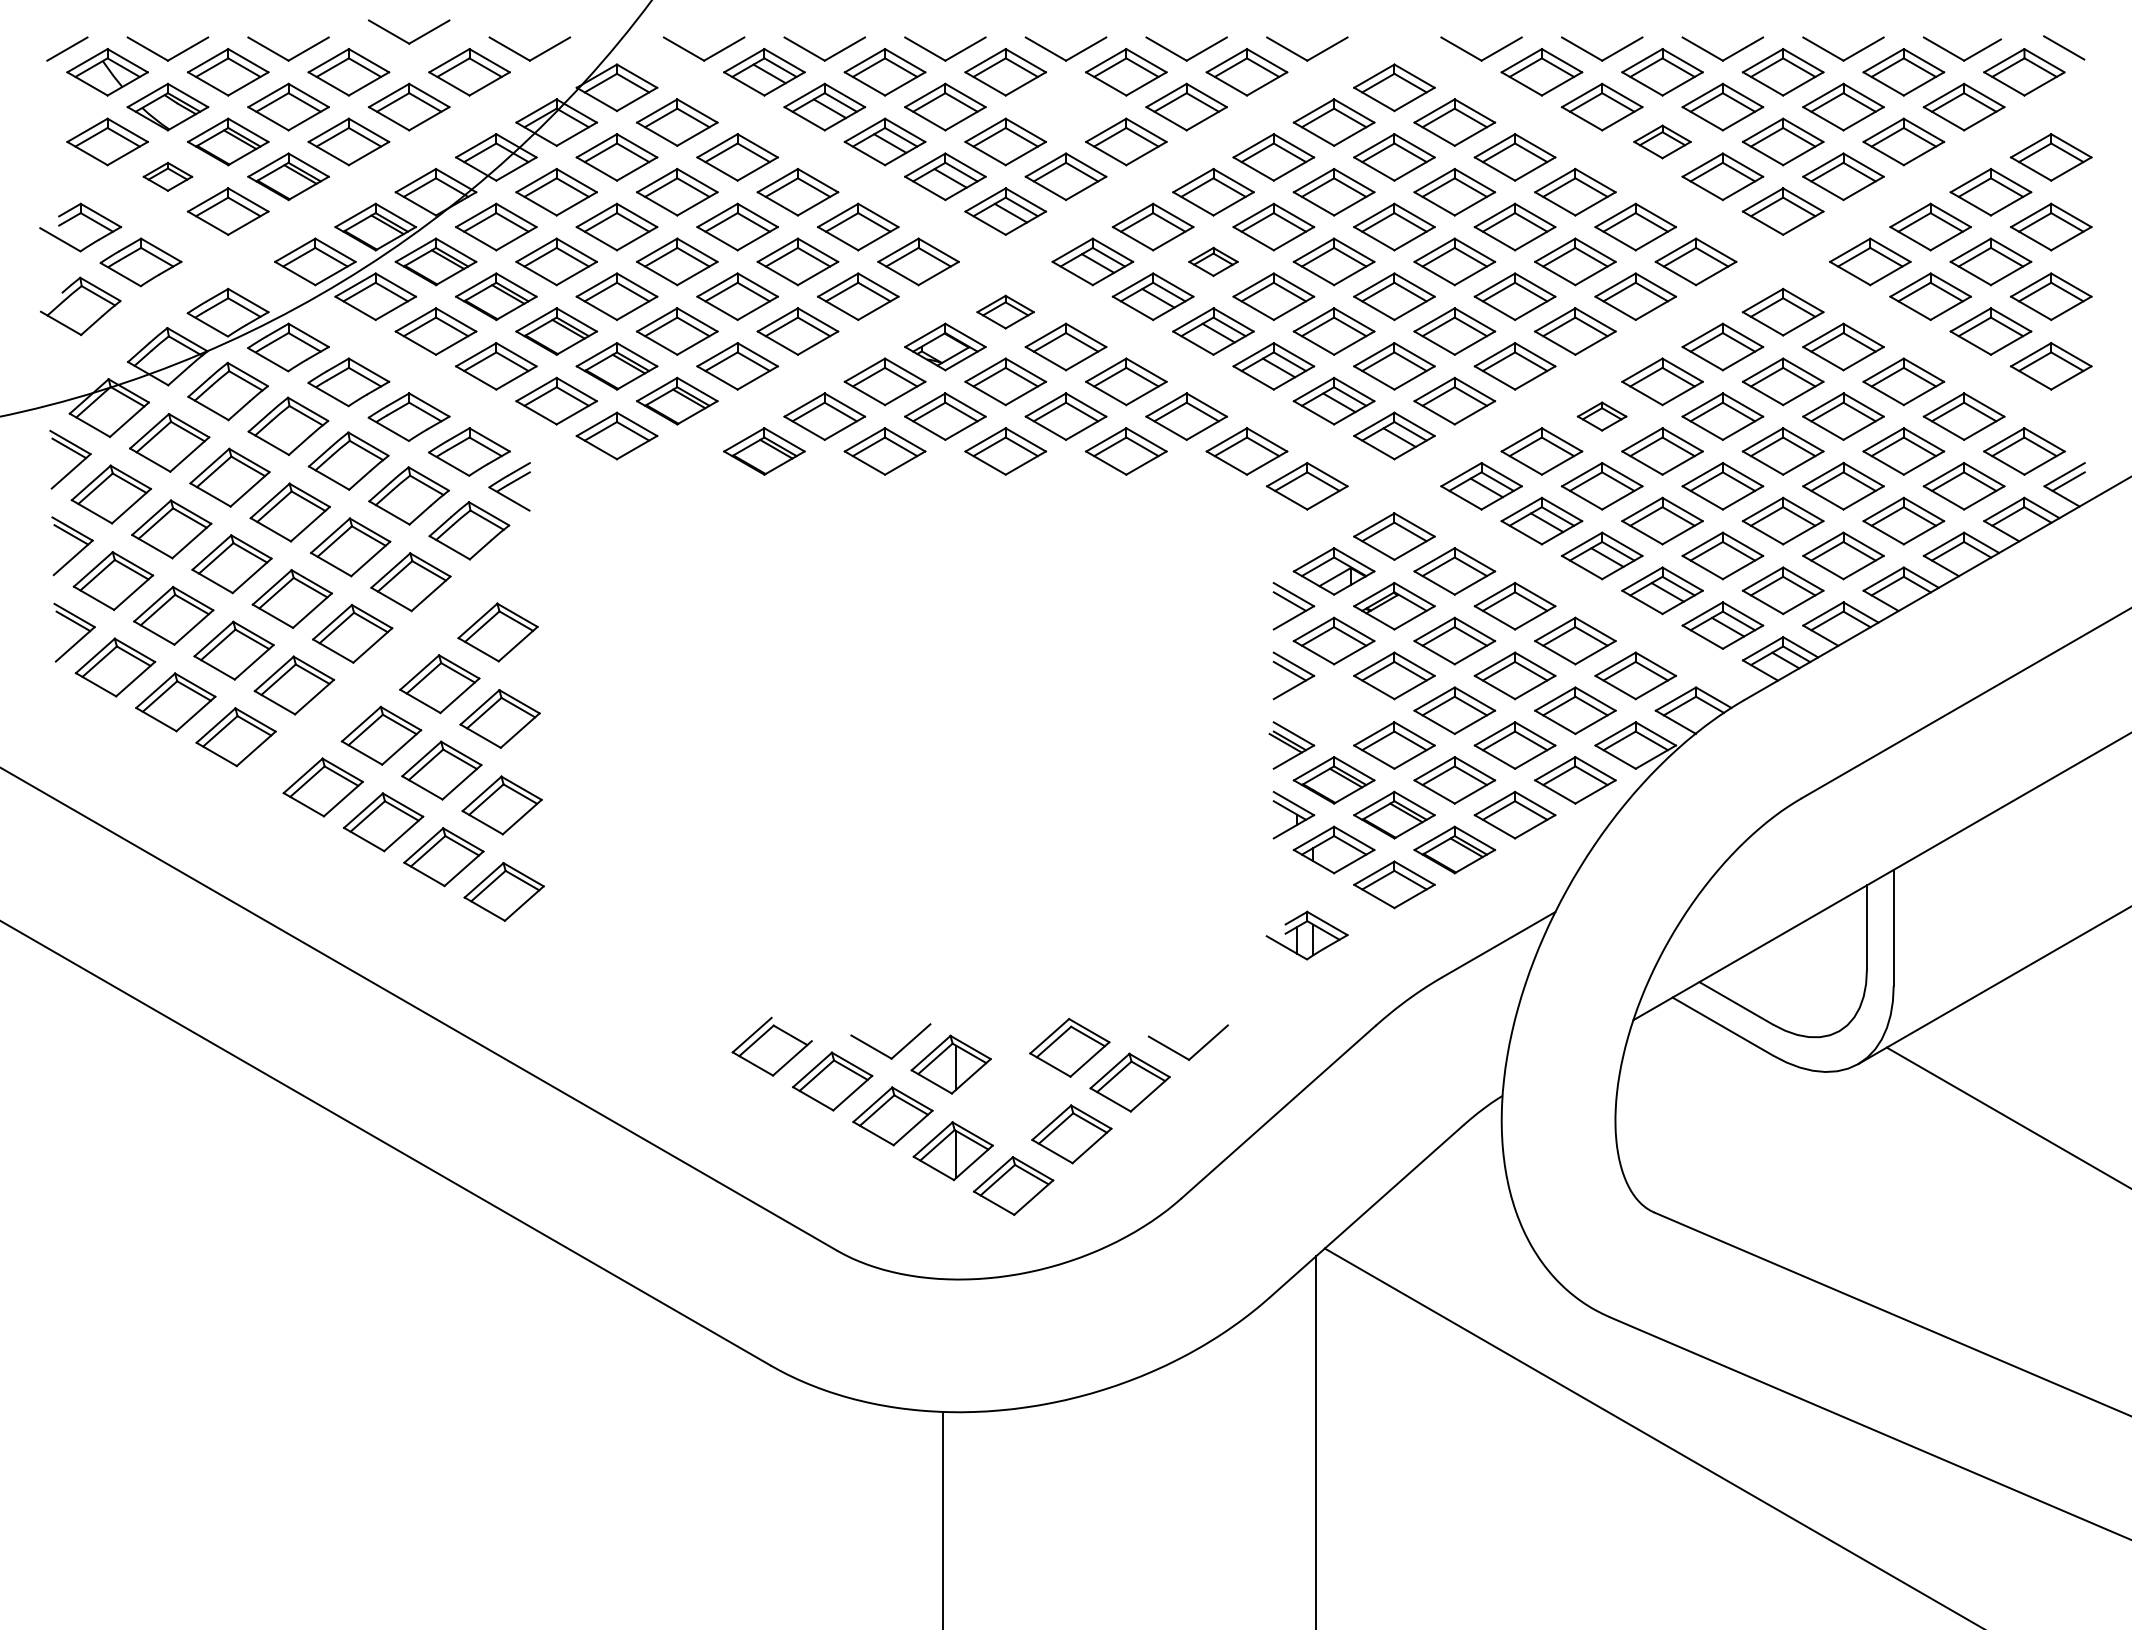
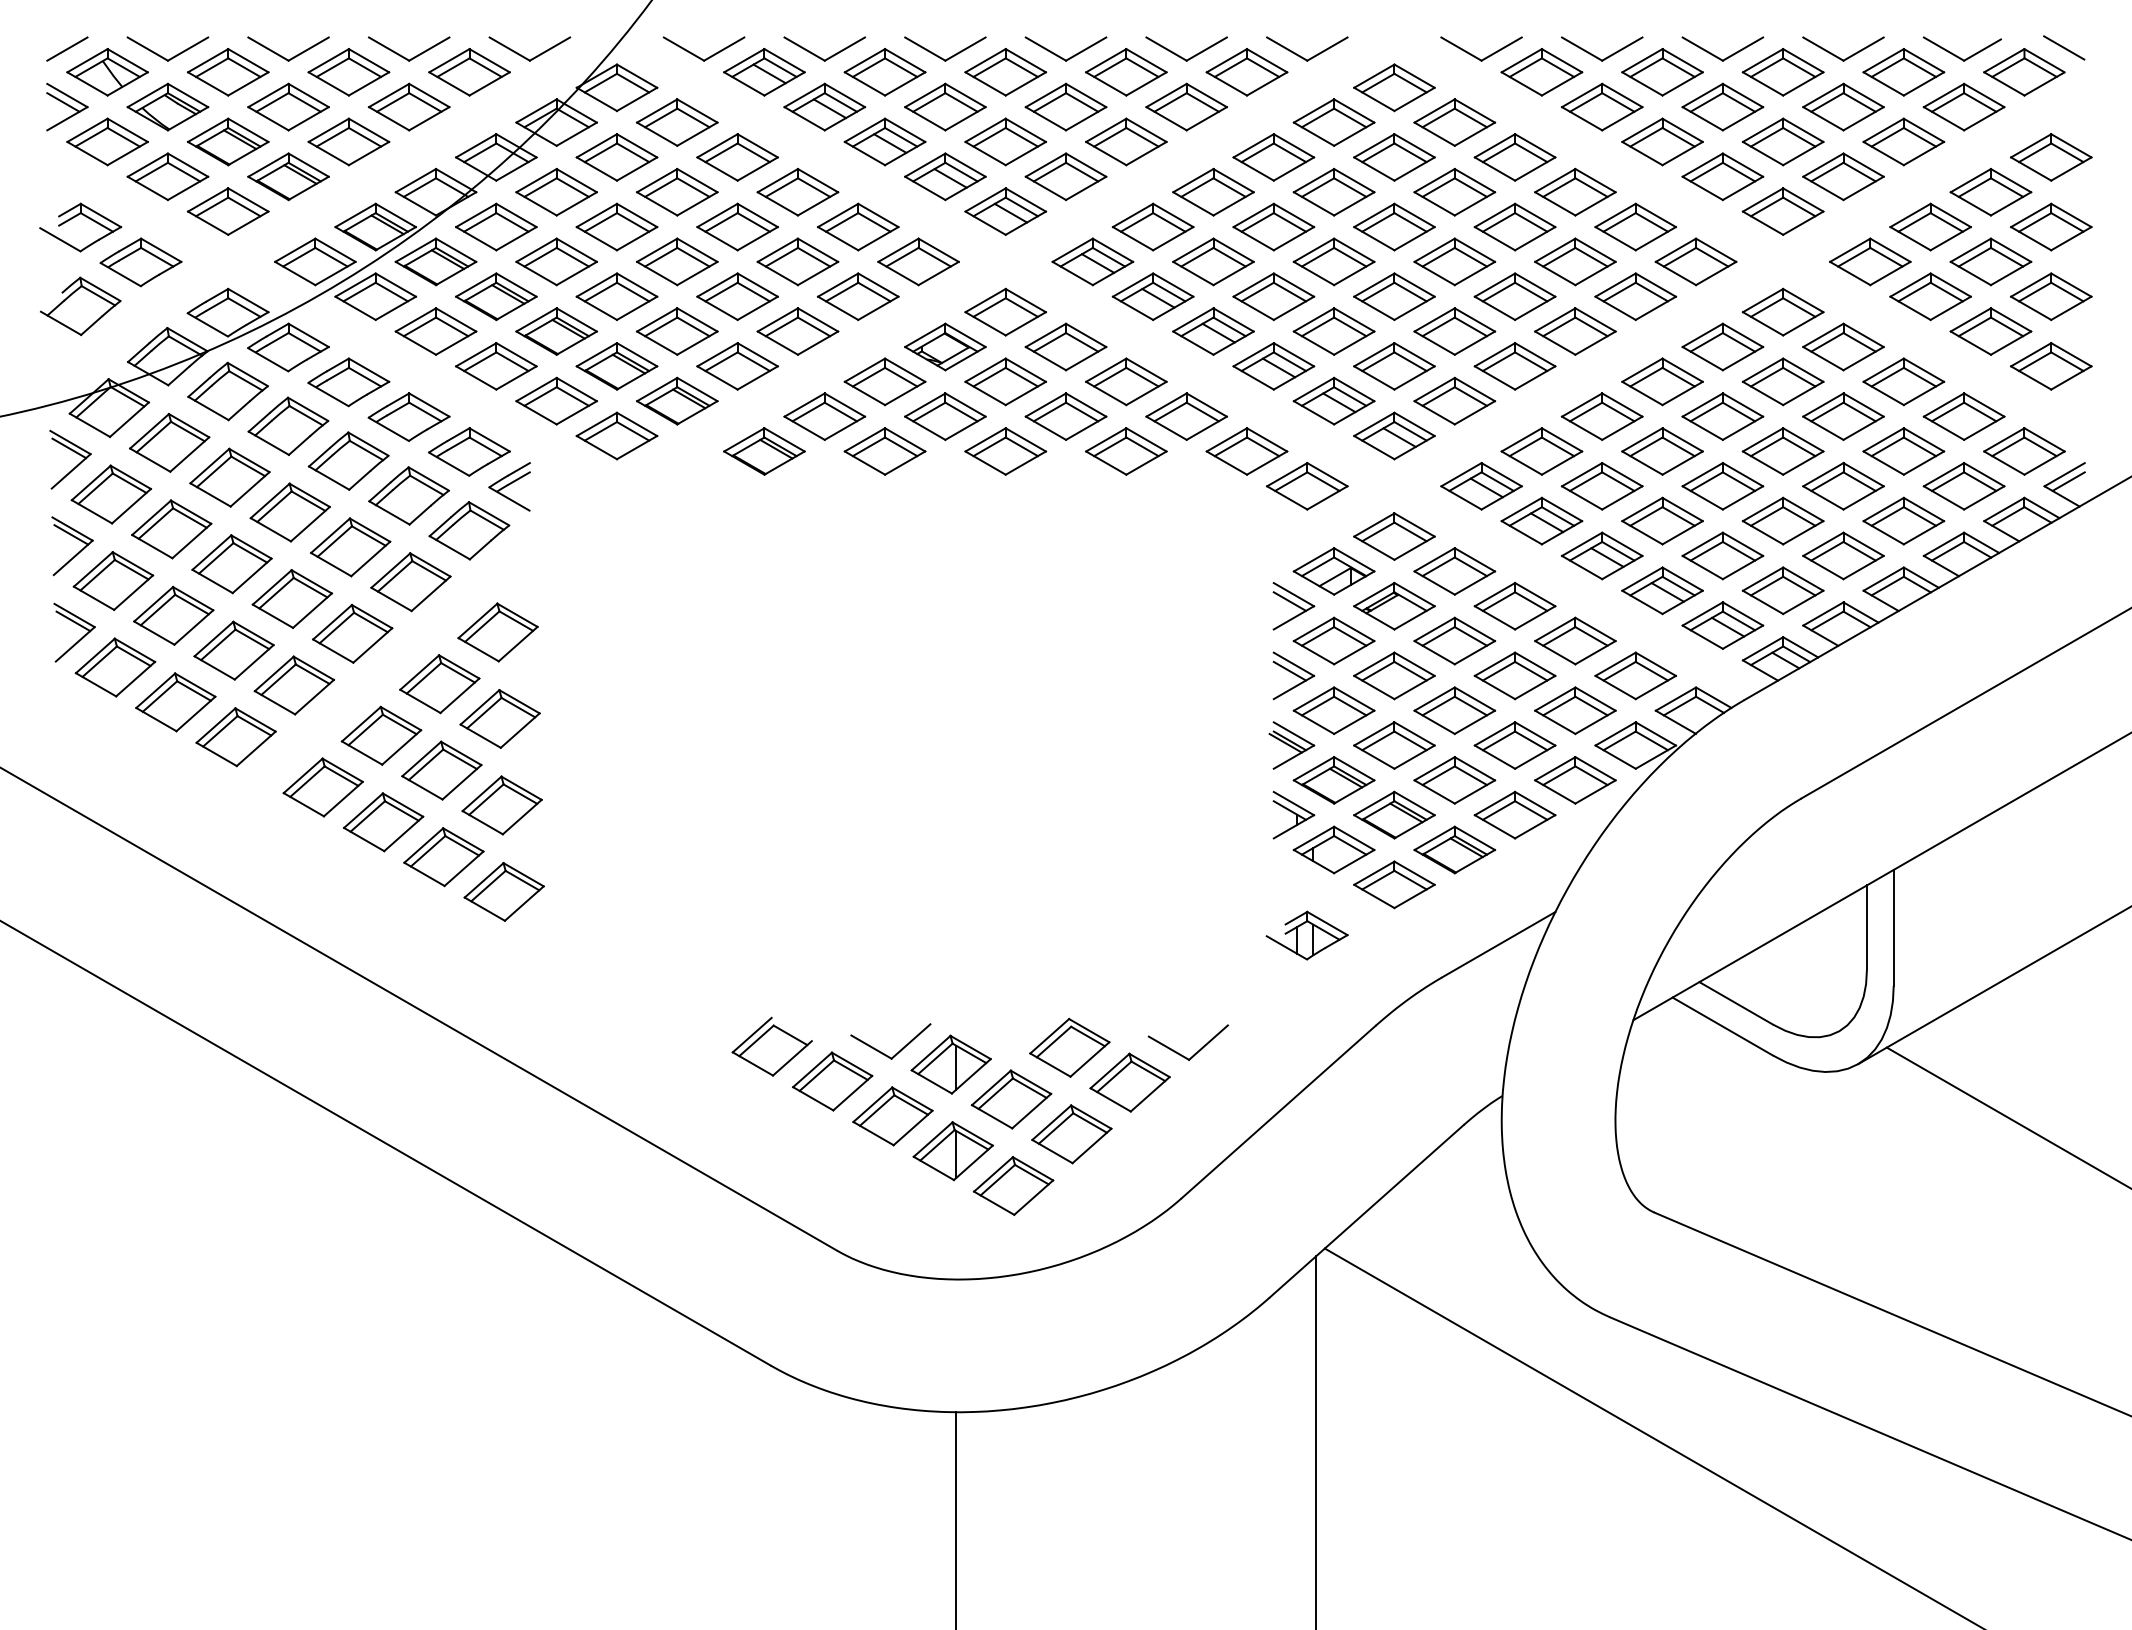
part position: (404, 39) -> (404, 56) (404, 56)
part: none -> present (1065, 106)
part: none -> present (67, 107)
part size: 59x36 px -> 83x50 px (1662, 141)
part size: 52x31 px -> 84x50 px (167, 176)
part size: 51x31 px -> 83x50 px (1213, 261)
part size: 59x36 px -> 83x50 px (1005, 311)
part size: 52x31 px -> 84x49 px (1601, 416)
part: none -> present (1333, 710)
part: none -> present (1011, 1099)
line position: (943, 1519) -> (956, 1519) (956, 1519)
